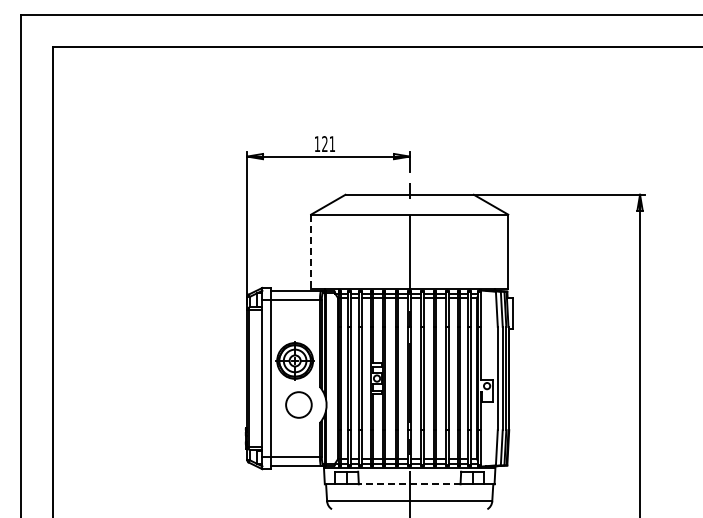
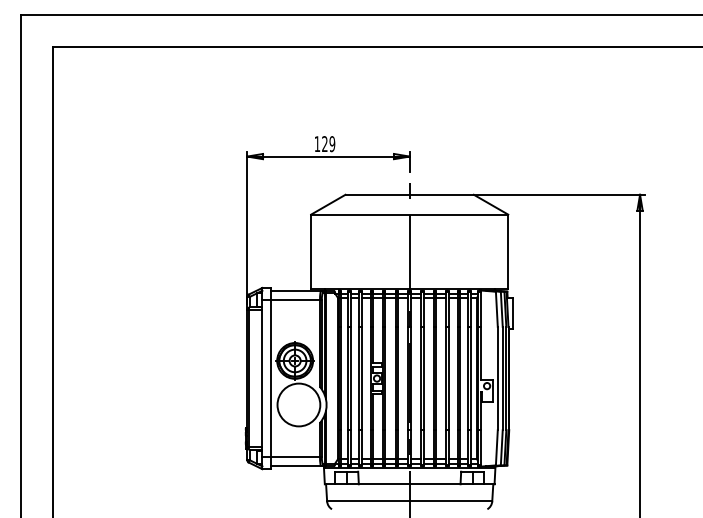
text: 121 -> 129 (332, 144)
line: dashed -> solid (311, 252)
circle diameter: 26 px -> 43 px (298, 404)
line: dashed -> solid (409, 484)
